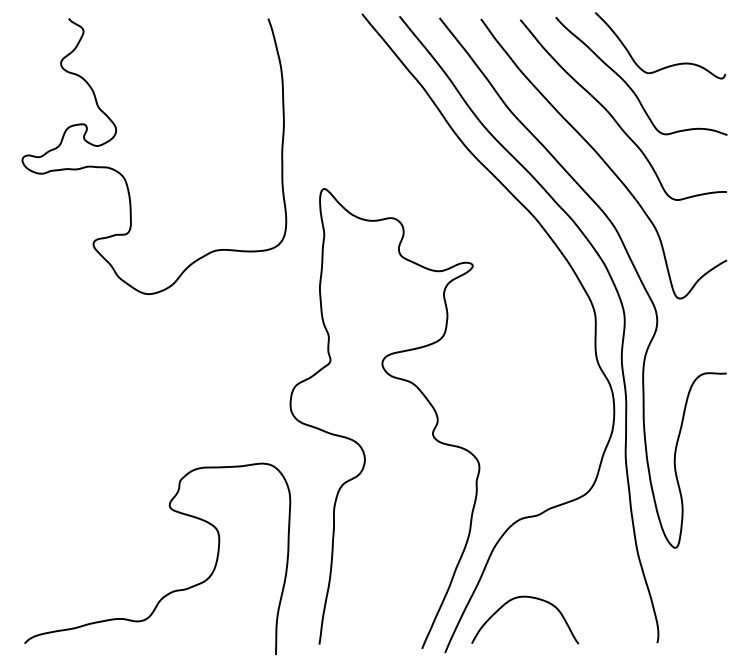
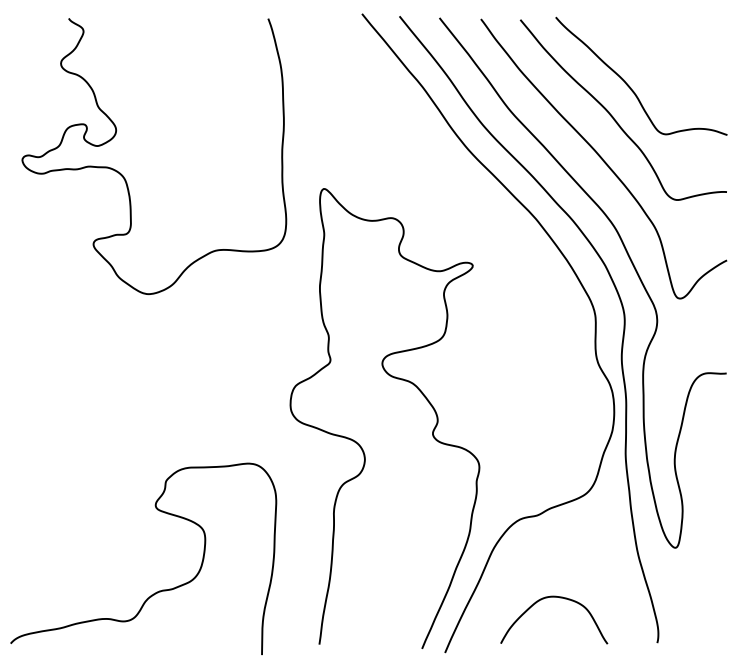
curve: present -> none (668, 65)
curve position: (173, 590) -> (159, 590) (159, 590)
curve position: (530, 598) -> (559, 598) (559, 598)
